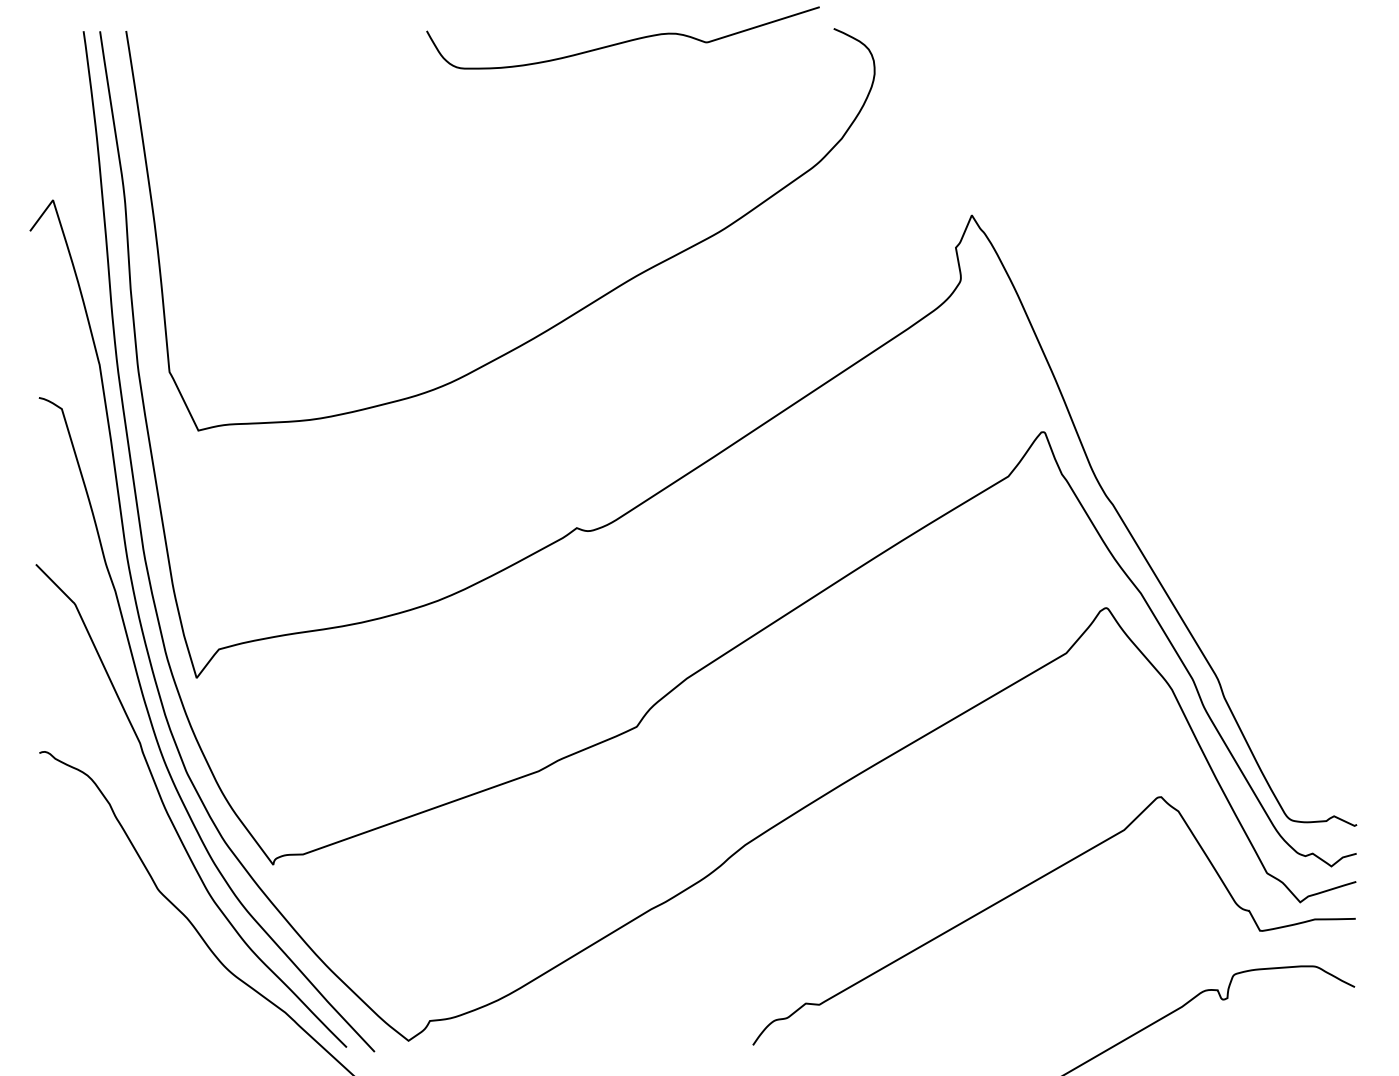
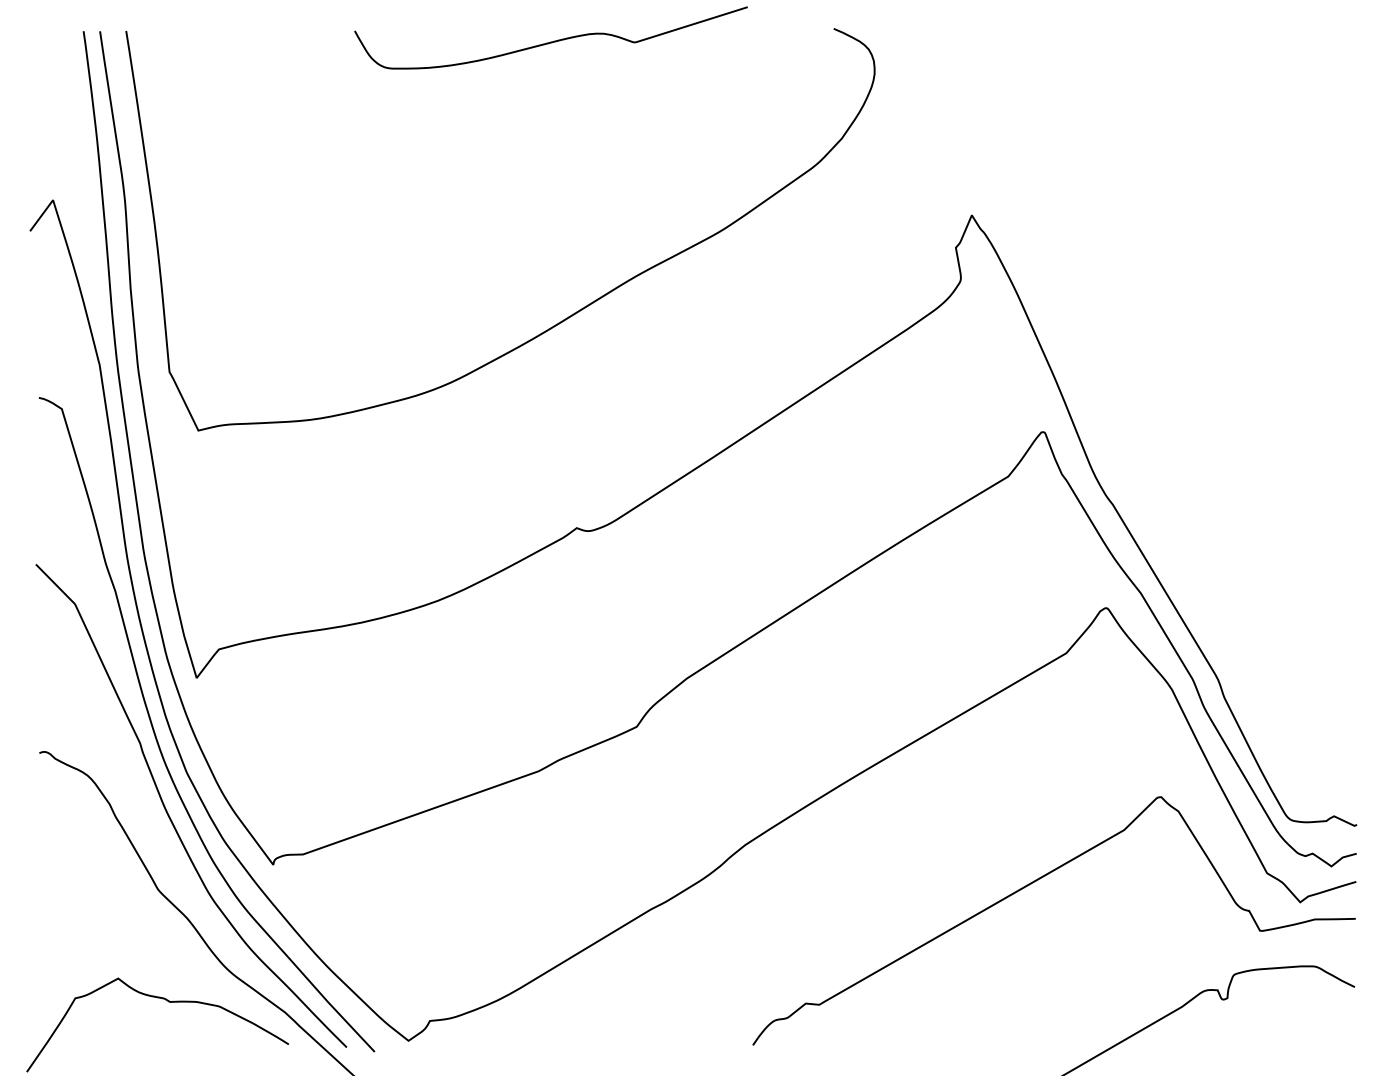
curve position: (622, 41) -> (550, 41) (550, 41)
curve: none -> present (168, 1002)
